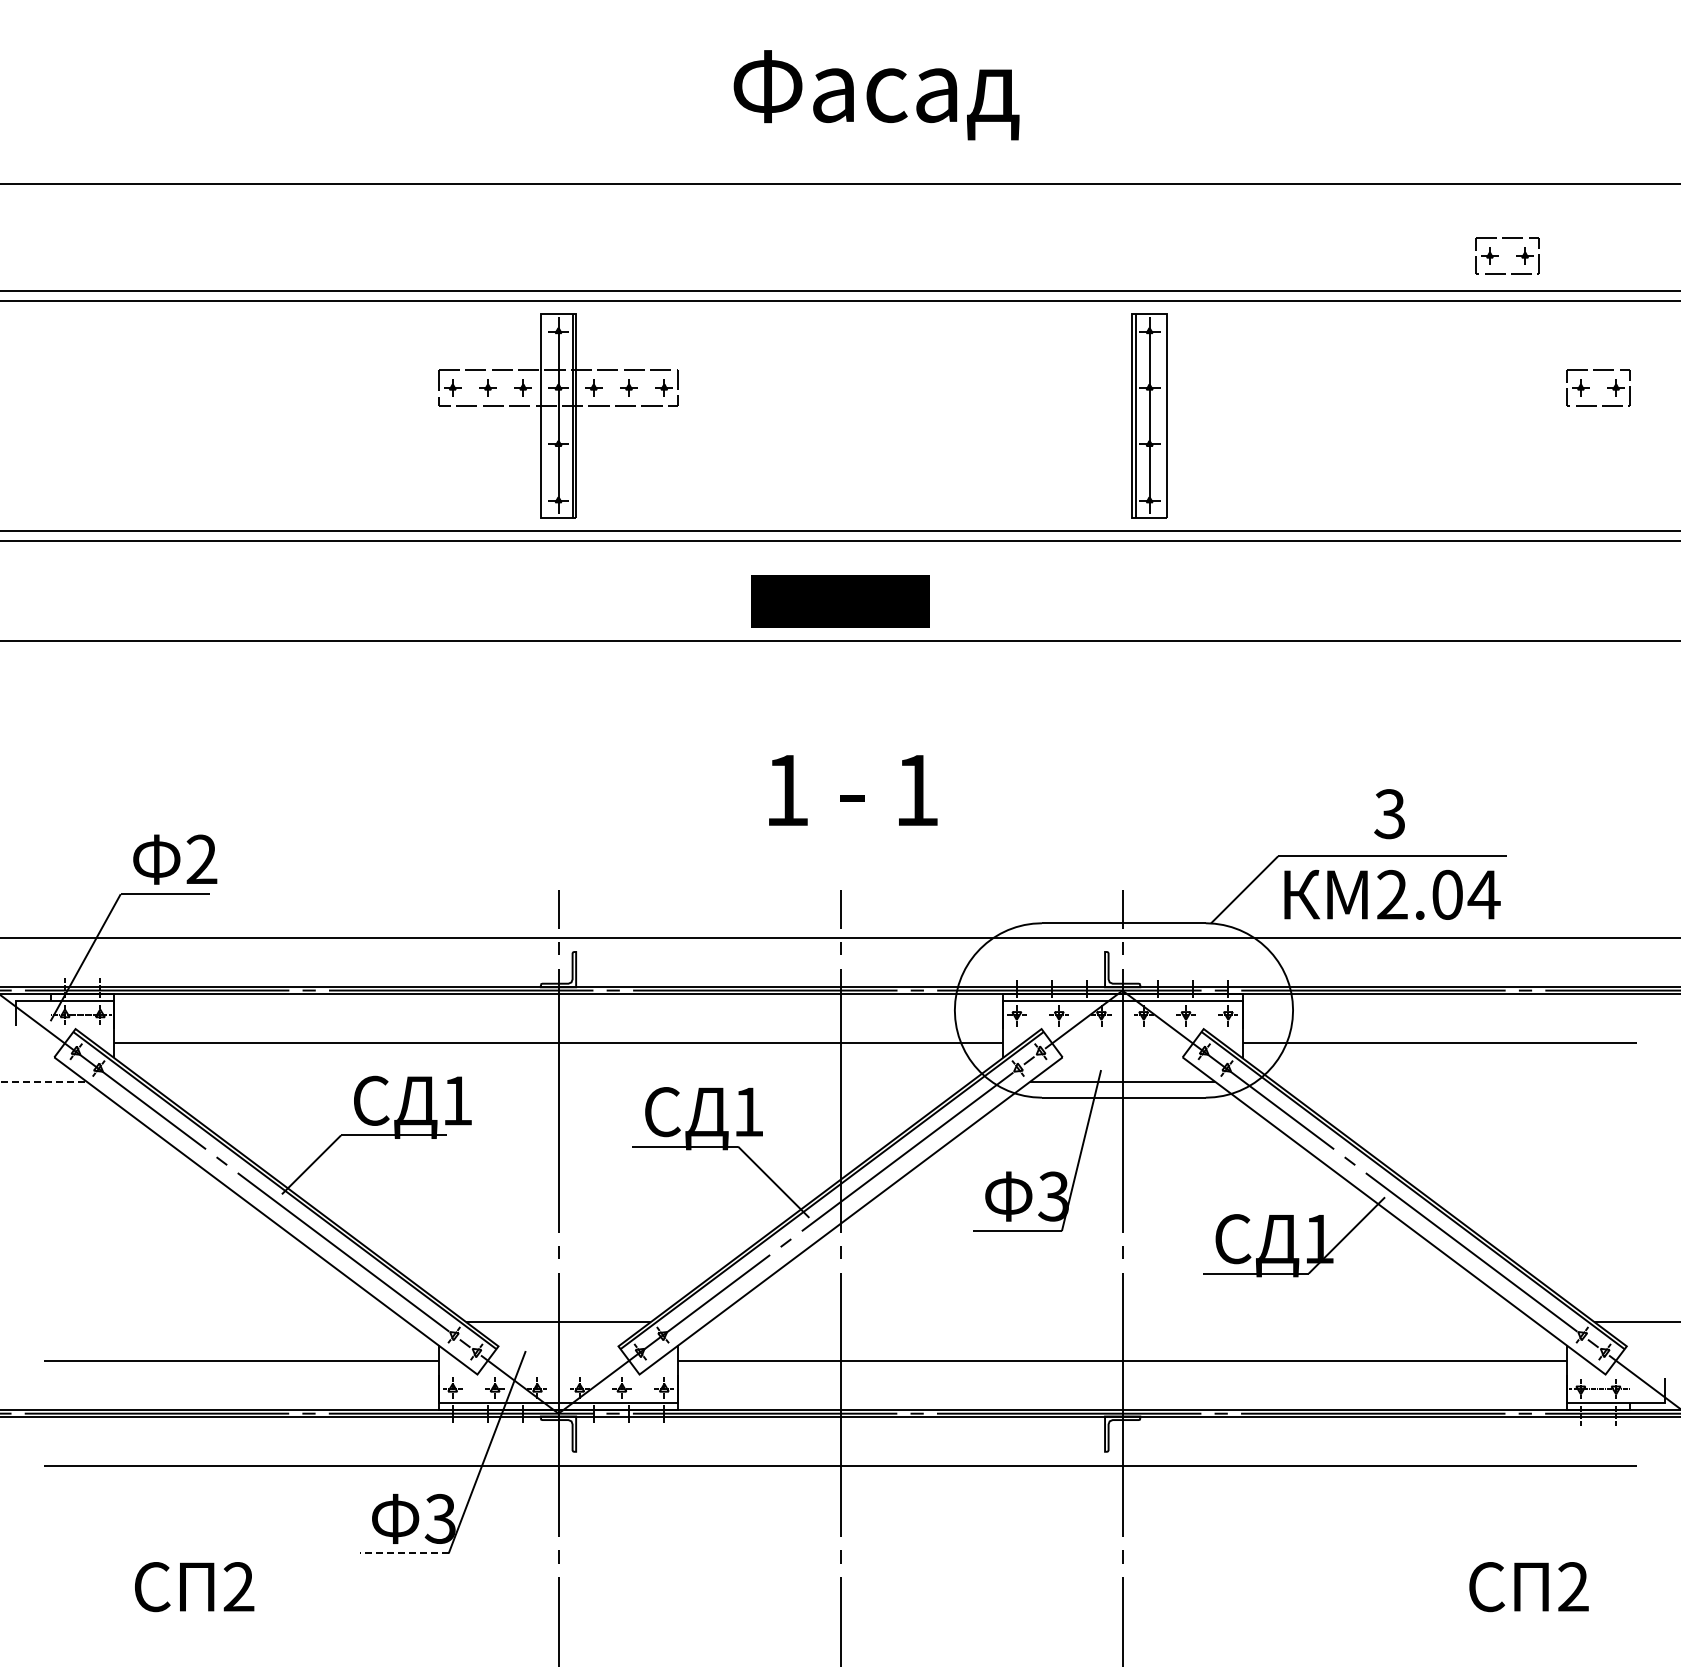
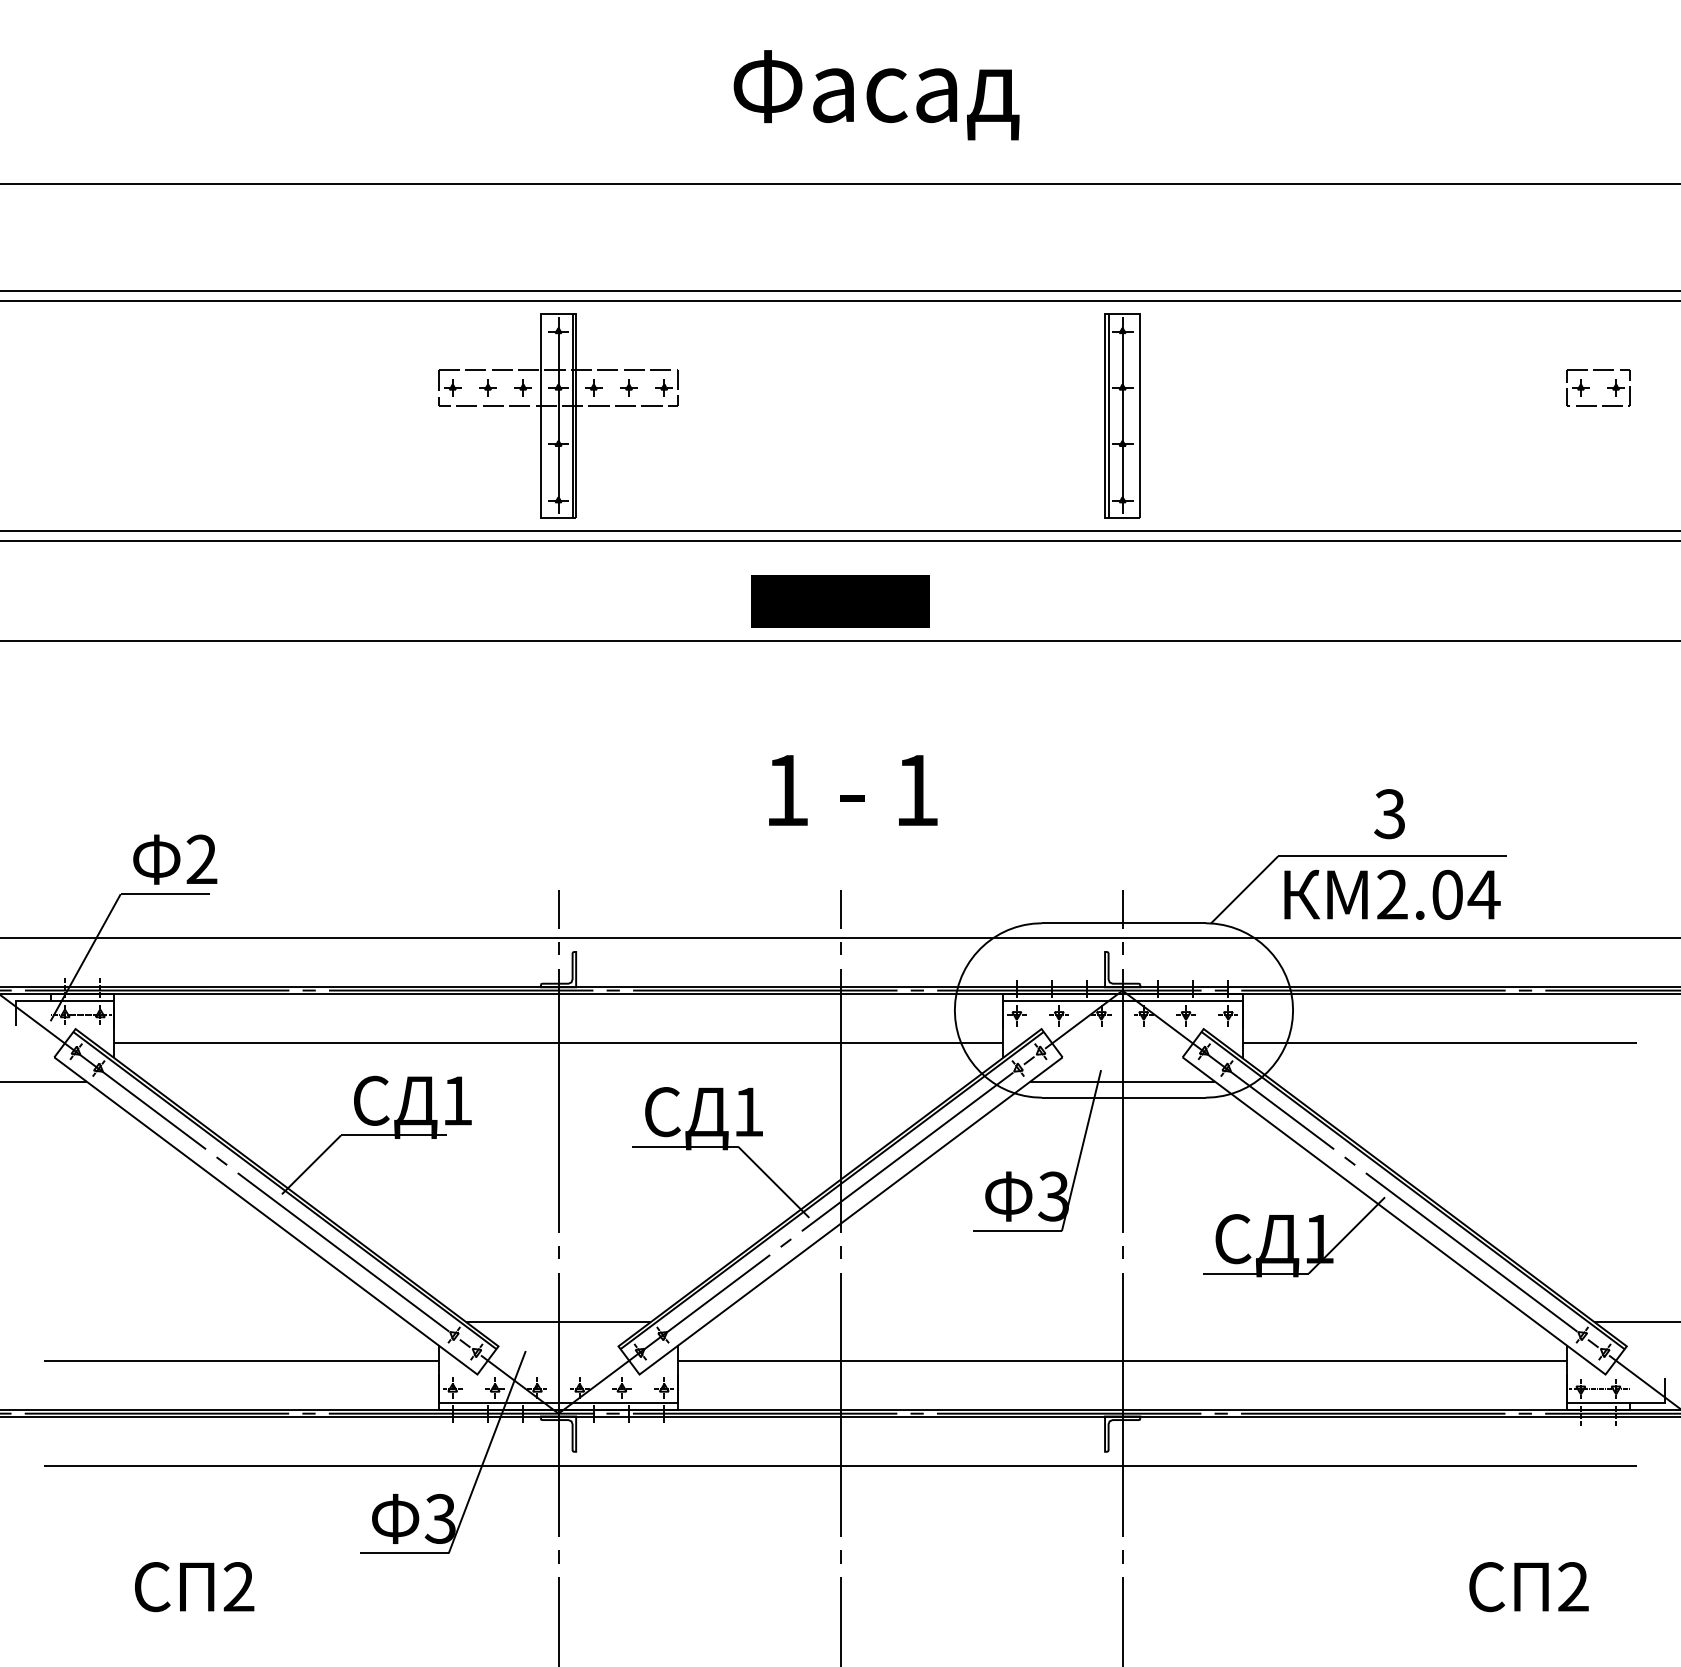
part: present -> none (1498, 255)
part position: (1149, 415) -> (1122, 415) (1122, 415)
line: dashed -> solid (43, 1081)
line: dashed -> solid (404, 1553)
